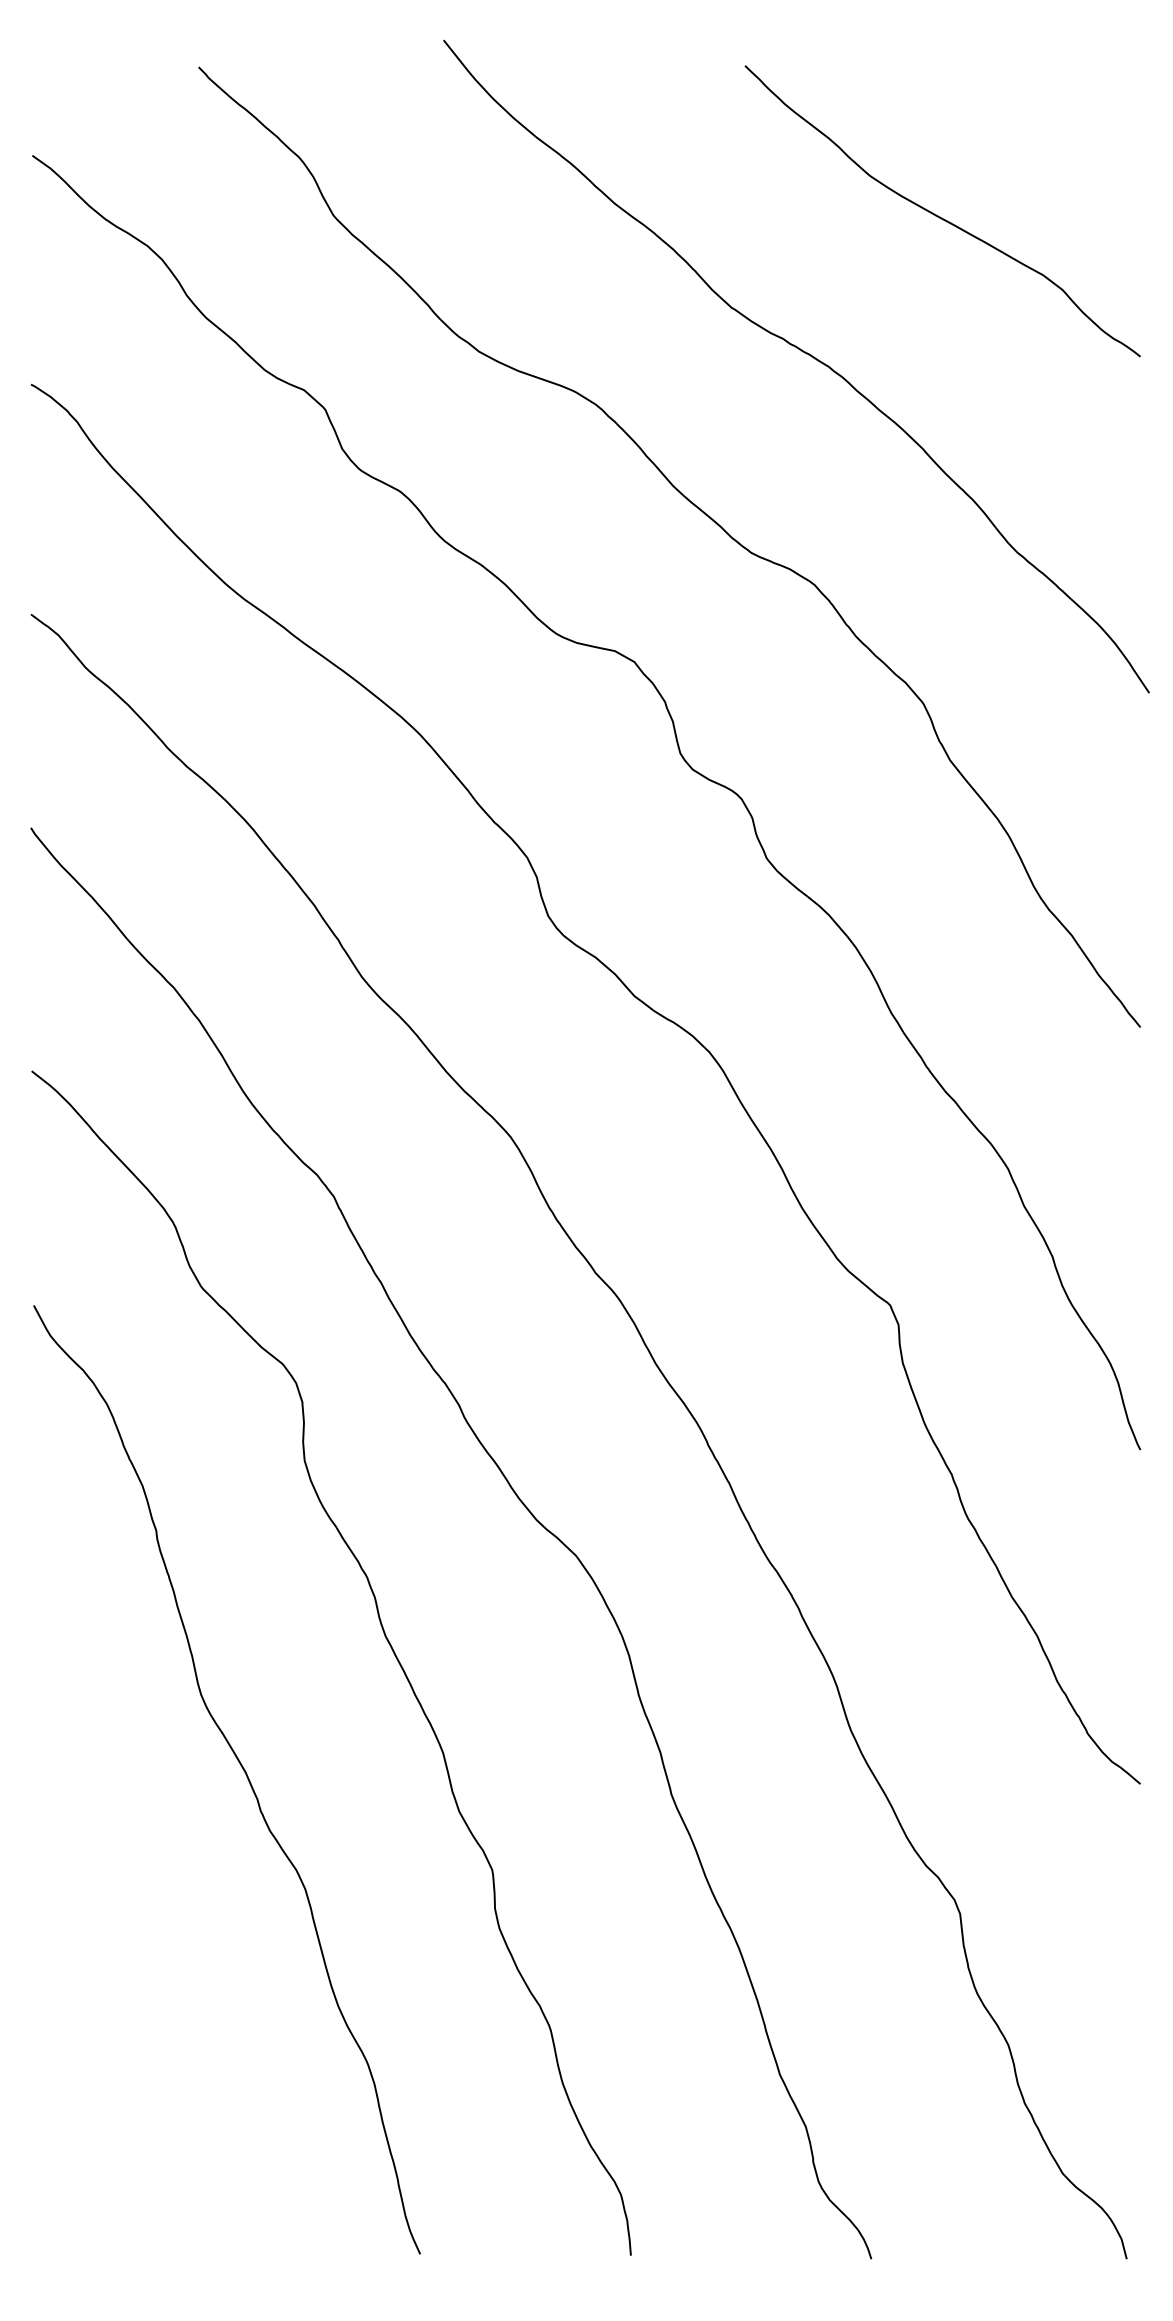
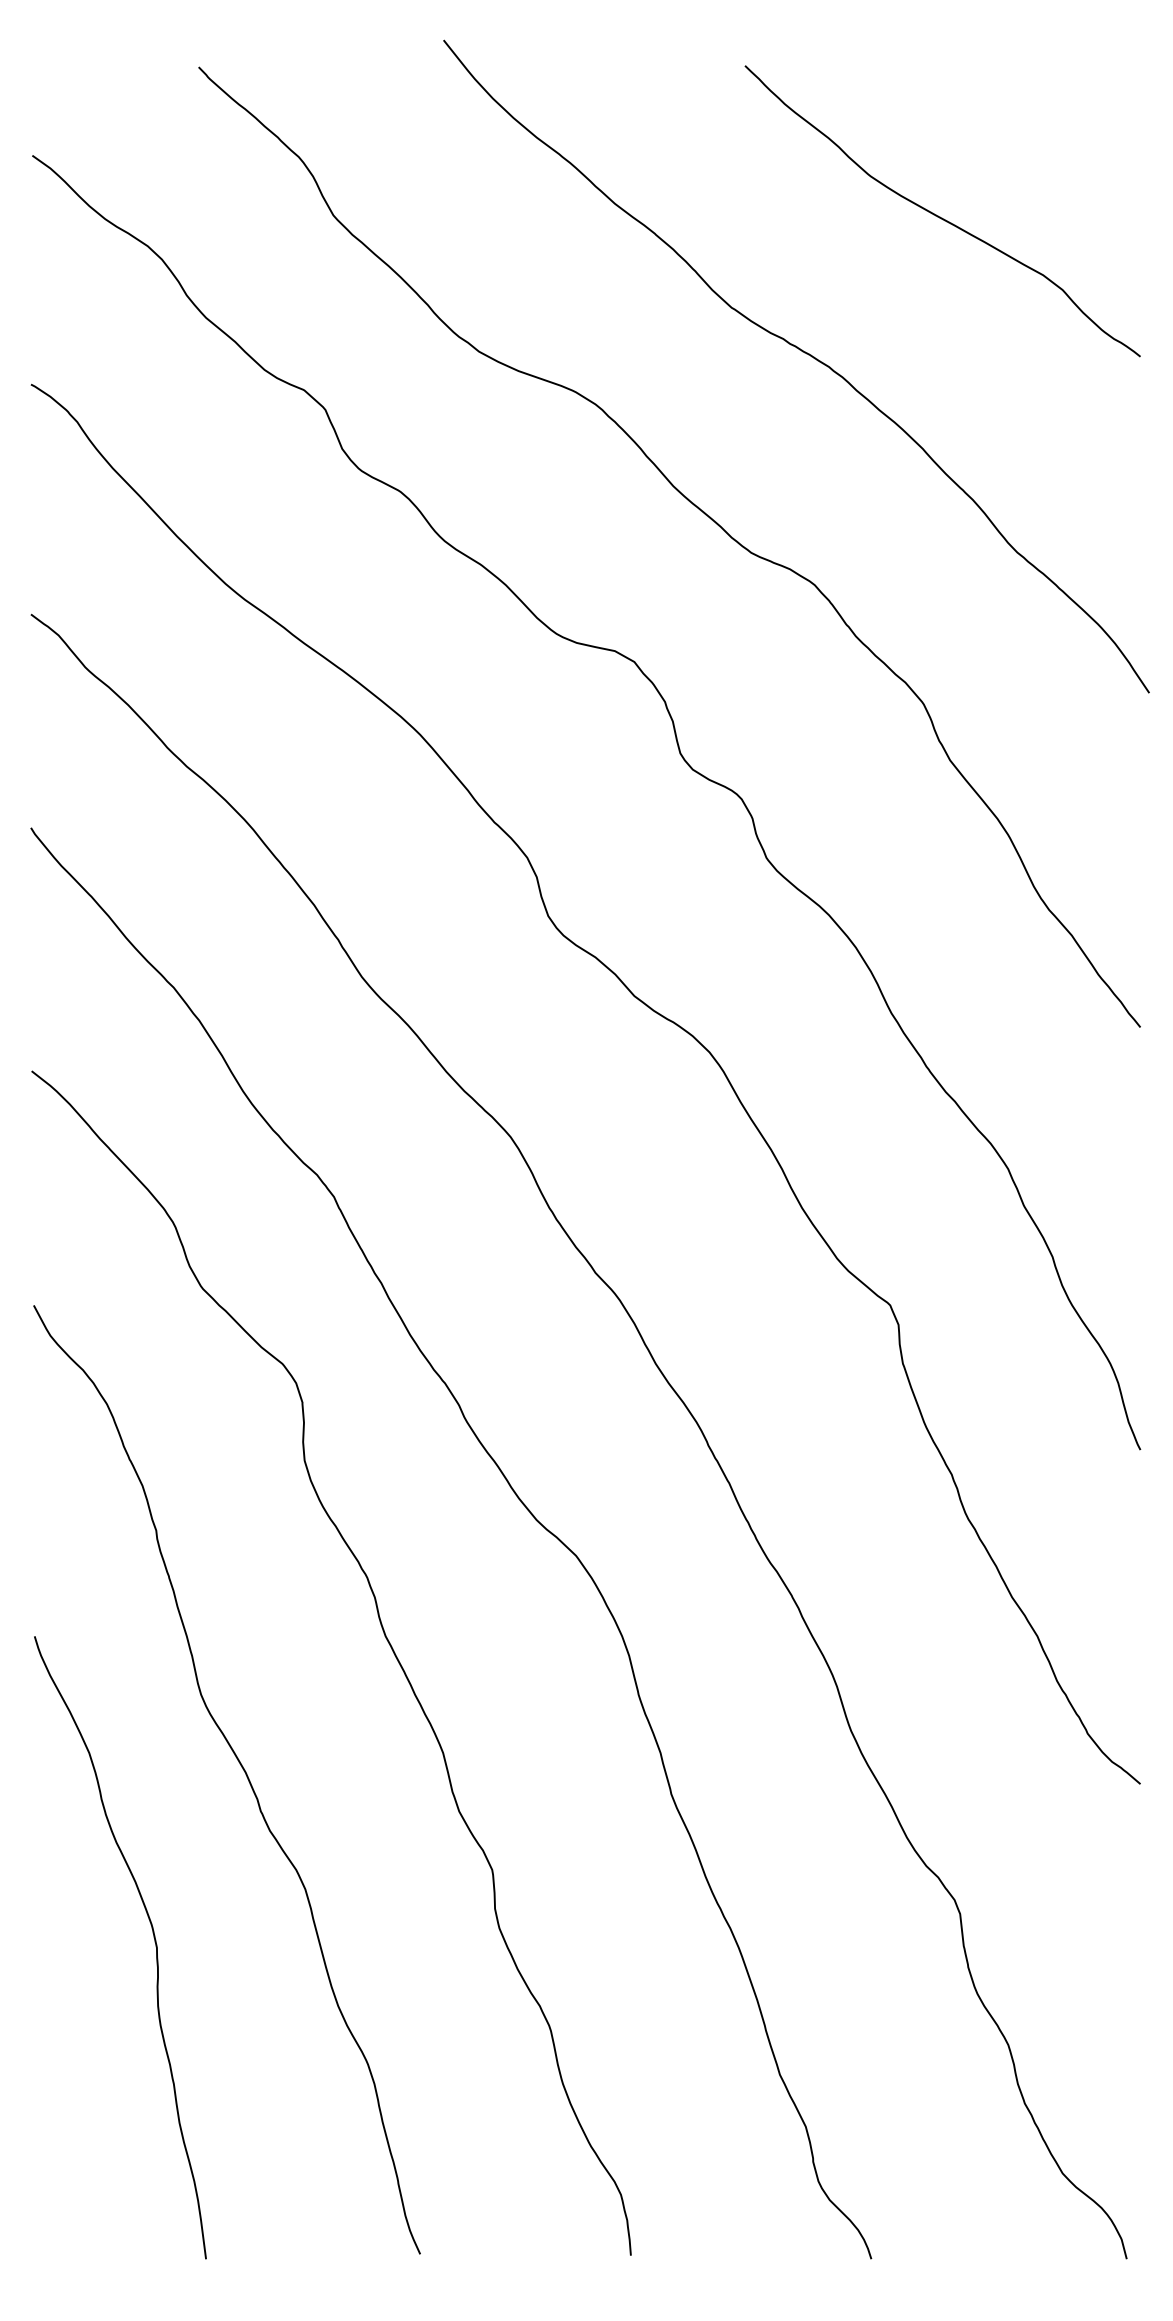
curve: none -> present (154, 1942)
